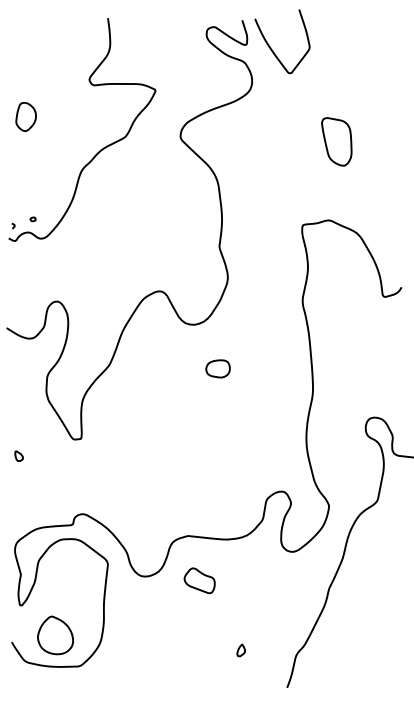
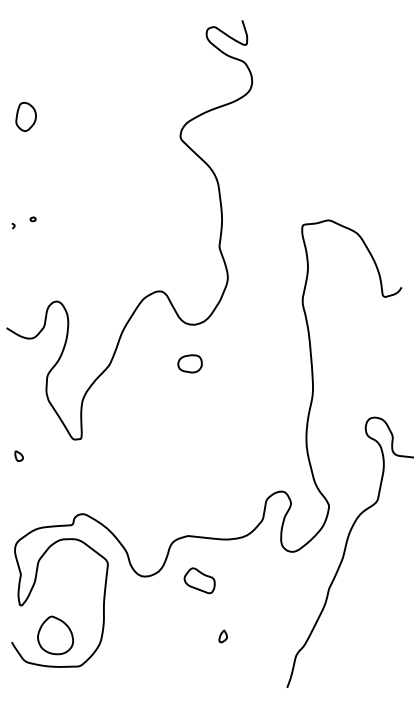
curve: present -> none (273, 50)
part: present -> none (336, 141)
curve: present -> none (100, 149)
part position: (217, 368) -> (189, 363) (189, 363)
part position: (240, 650) -> (222, 636) (222, 636)
